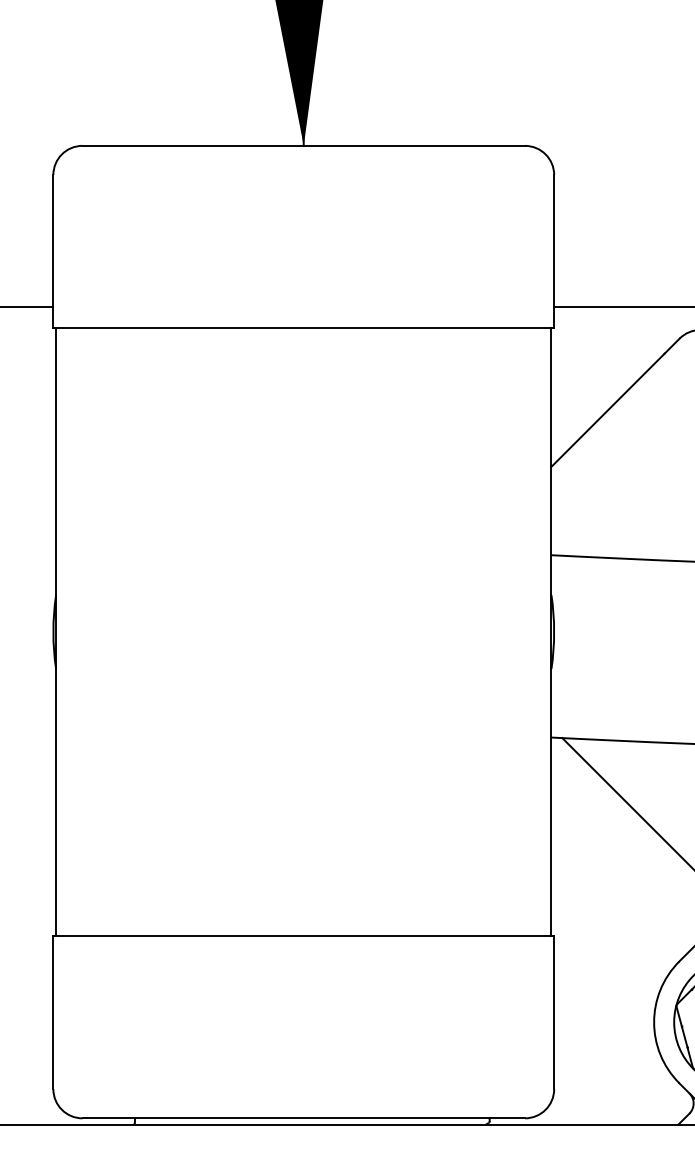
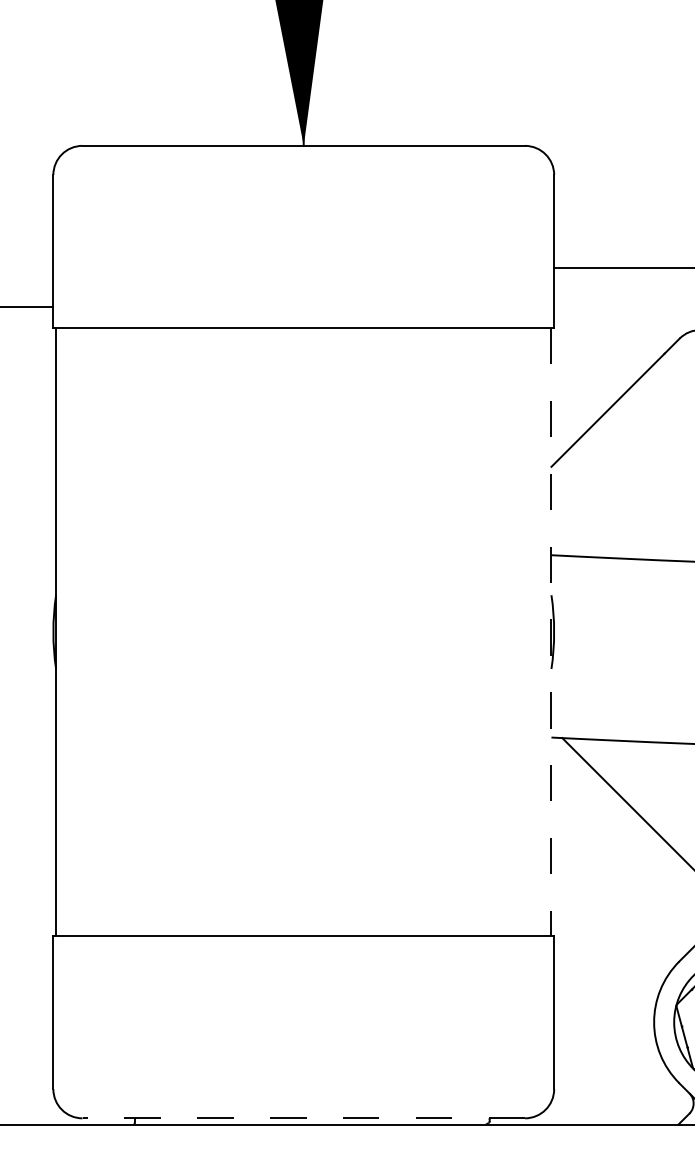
line position: (622, 306) -> (622, 267) (622, 267)
line: solid -> dashed (551, 632)
line: solid -> dashed (303, 1118)
